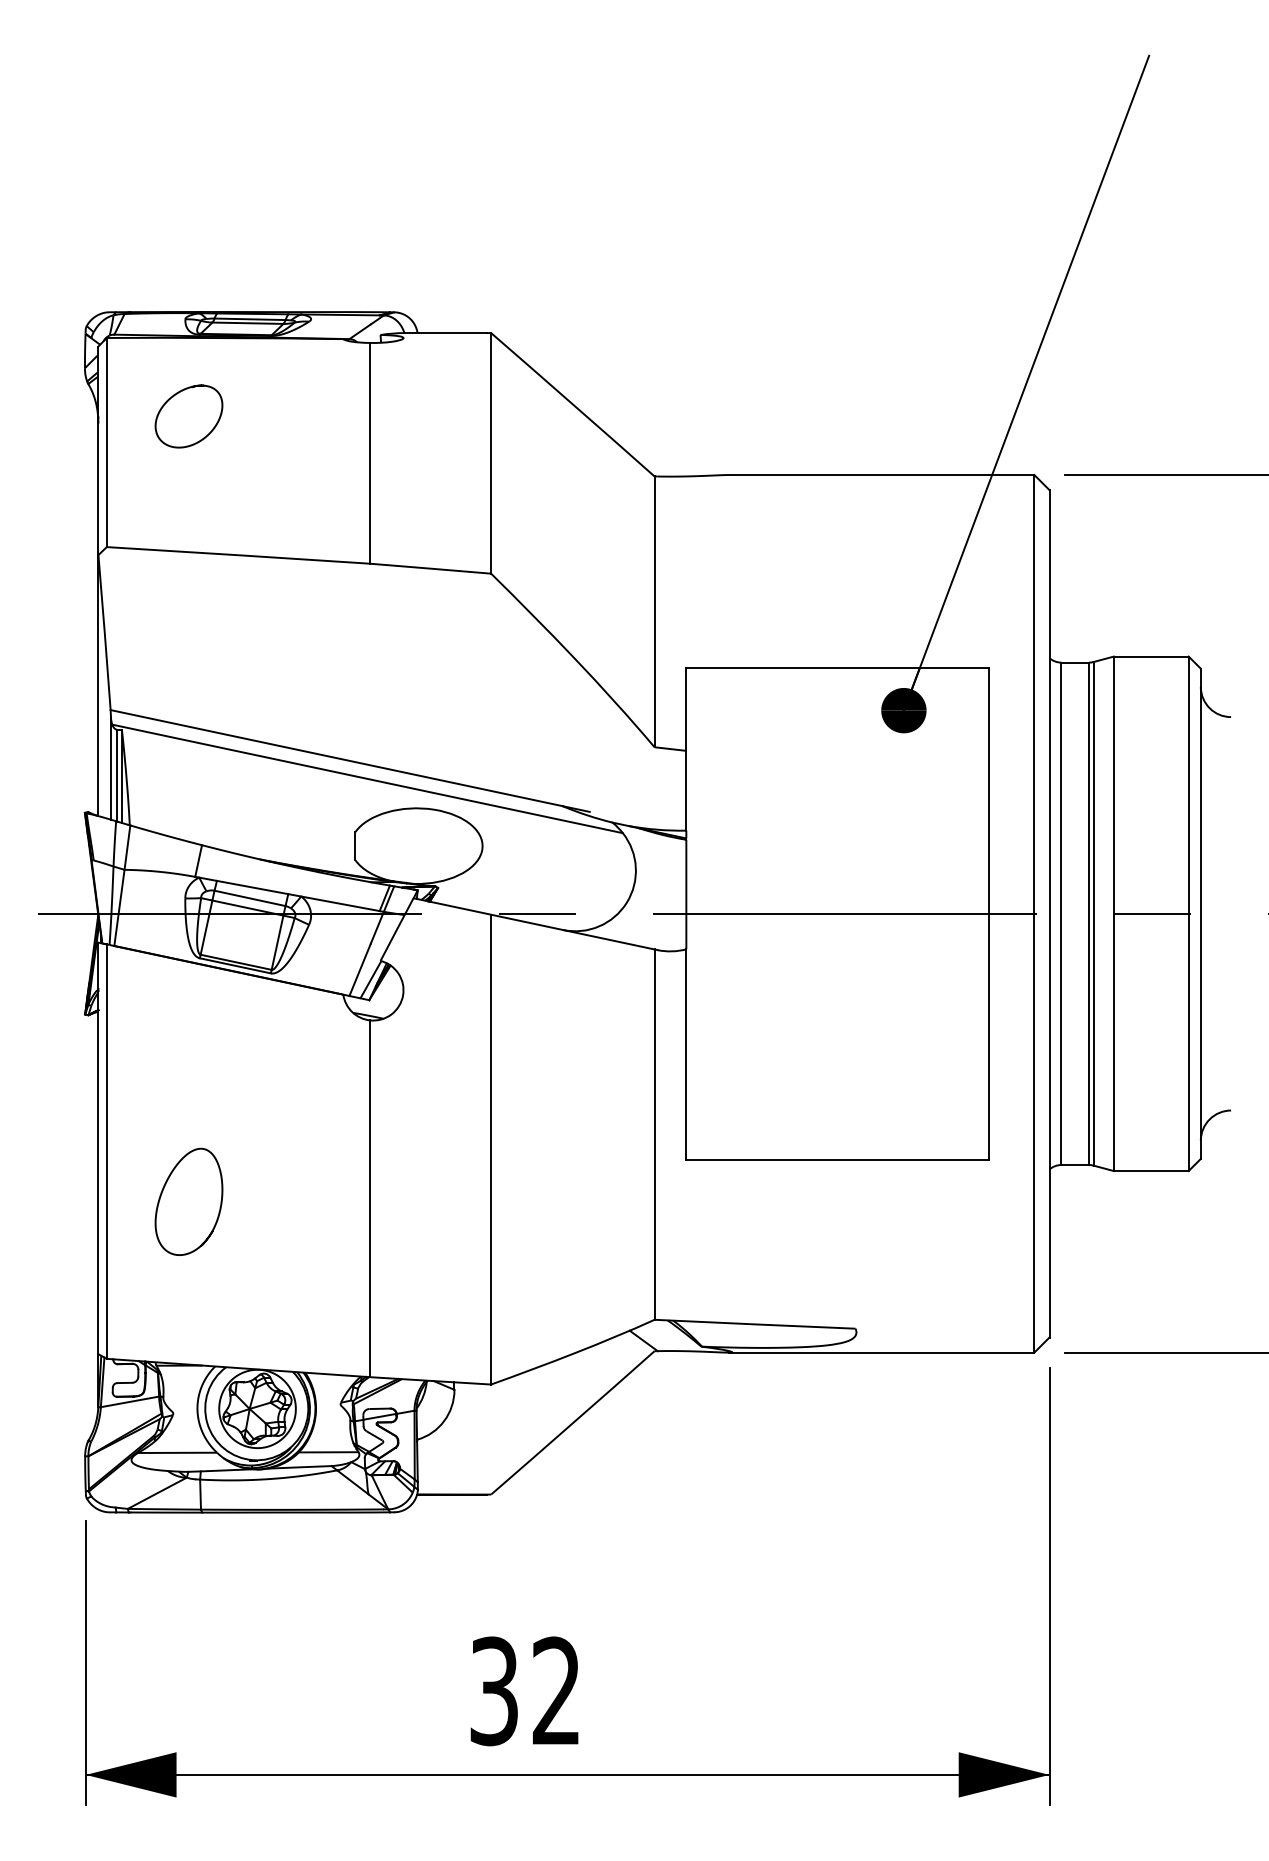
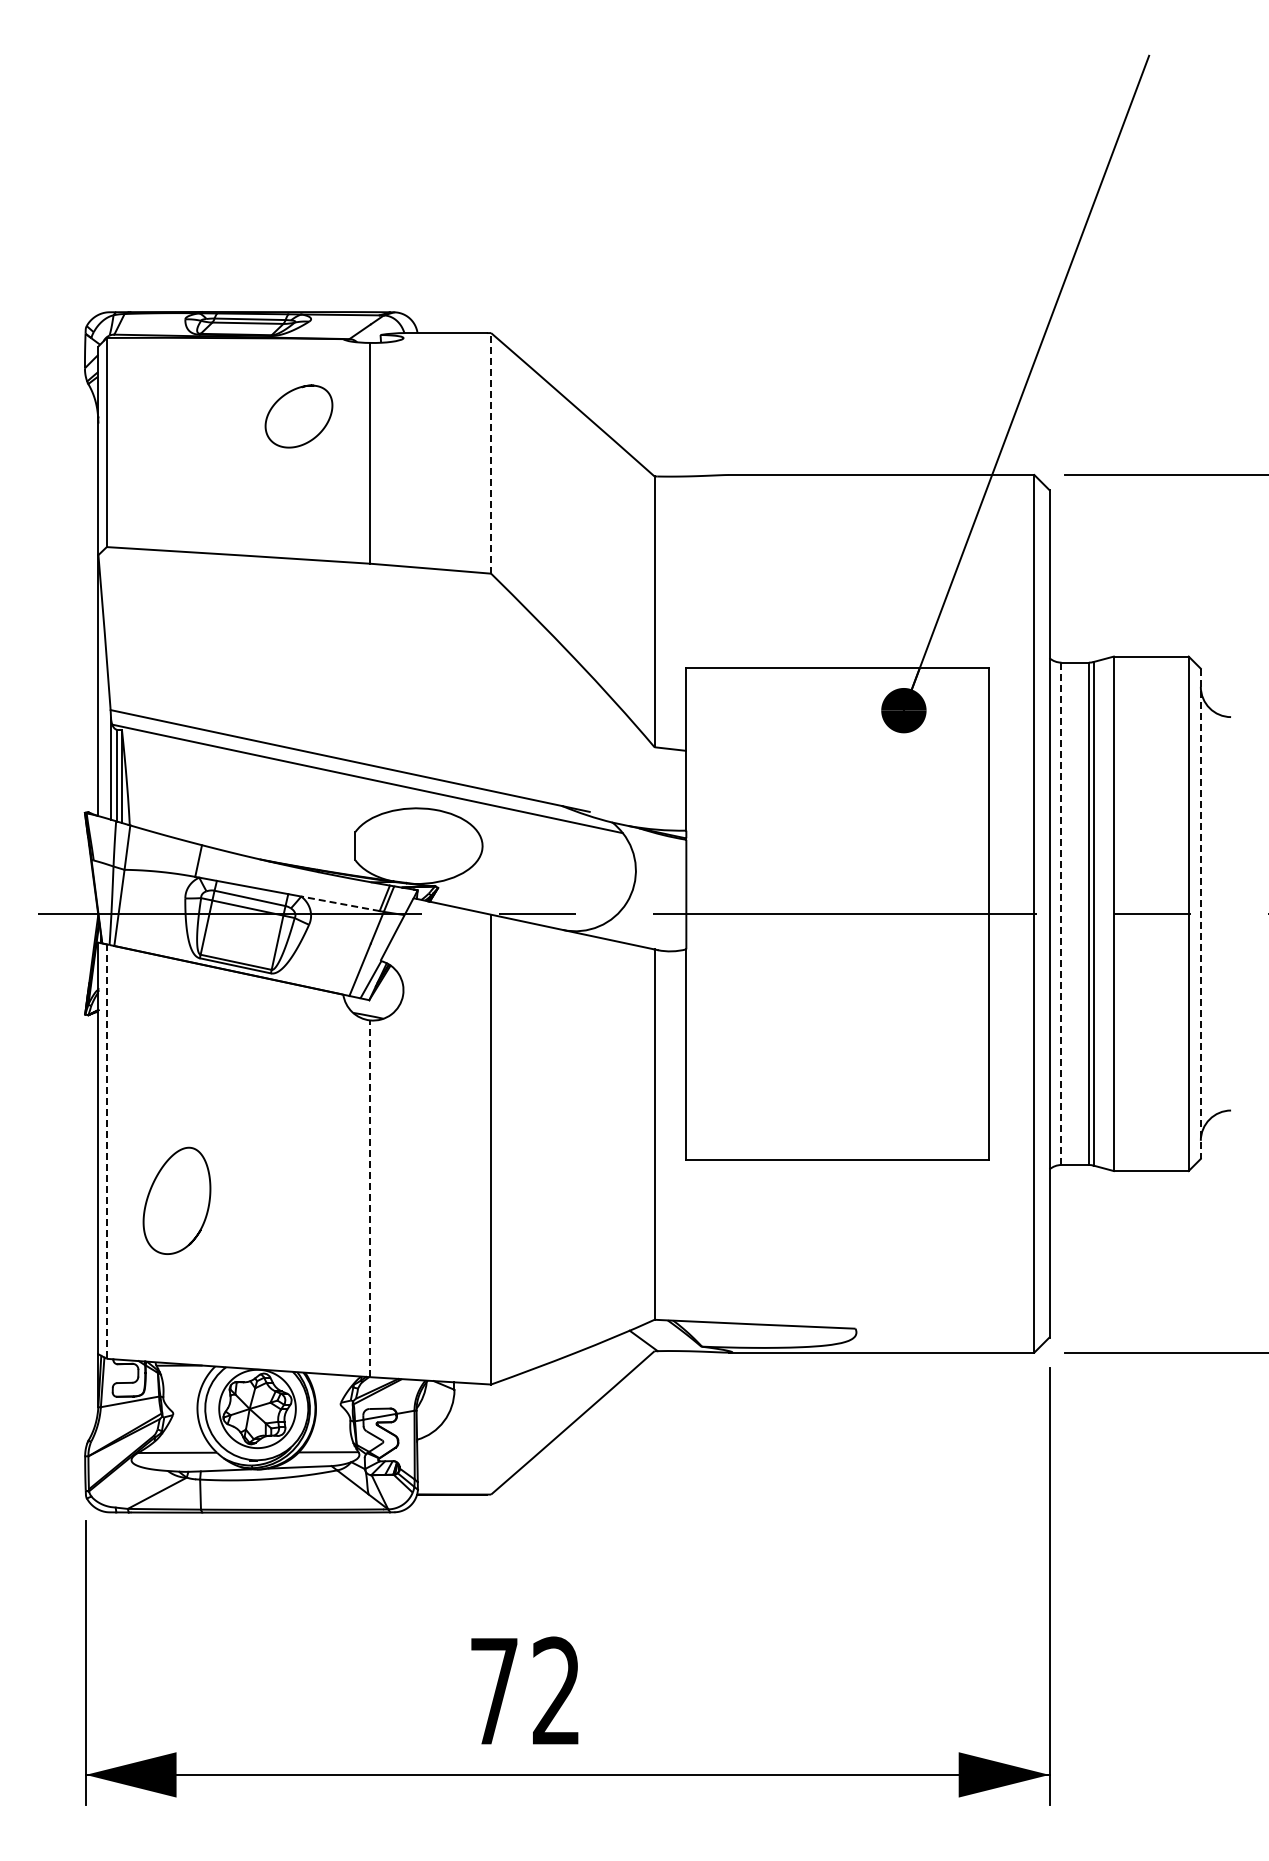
curve position: (173, 397) -> (283, 397) (283, 397)
line: solid -> dashed (491, 452)
line: solid -> dashed (340, 903)
line: solid -> dashed (1061, 913)
line: solid -> dashed (1200, 914)
line: solid -> dashed (106, 1152)
curve position: (163, 1191) -> (151, 1190) (151, 1190)
line: solid -> dashed (370, 1198)
text: 32 -> 72 (493, 1691)
